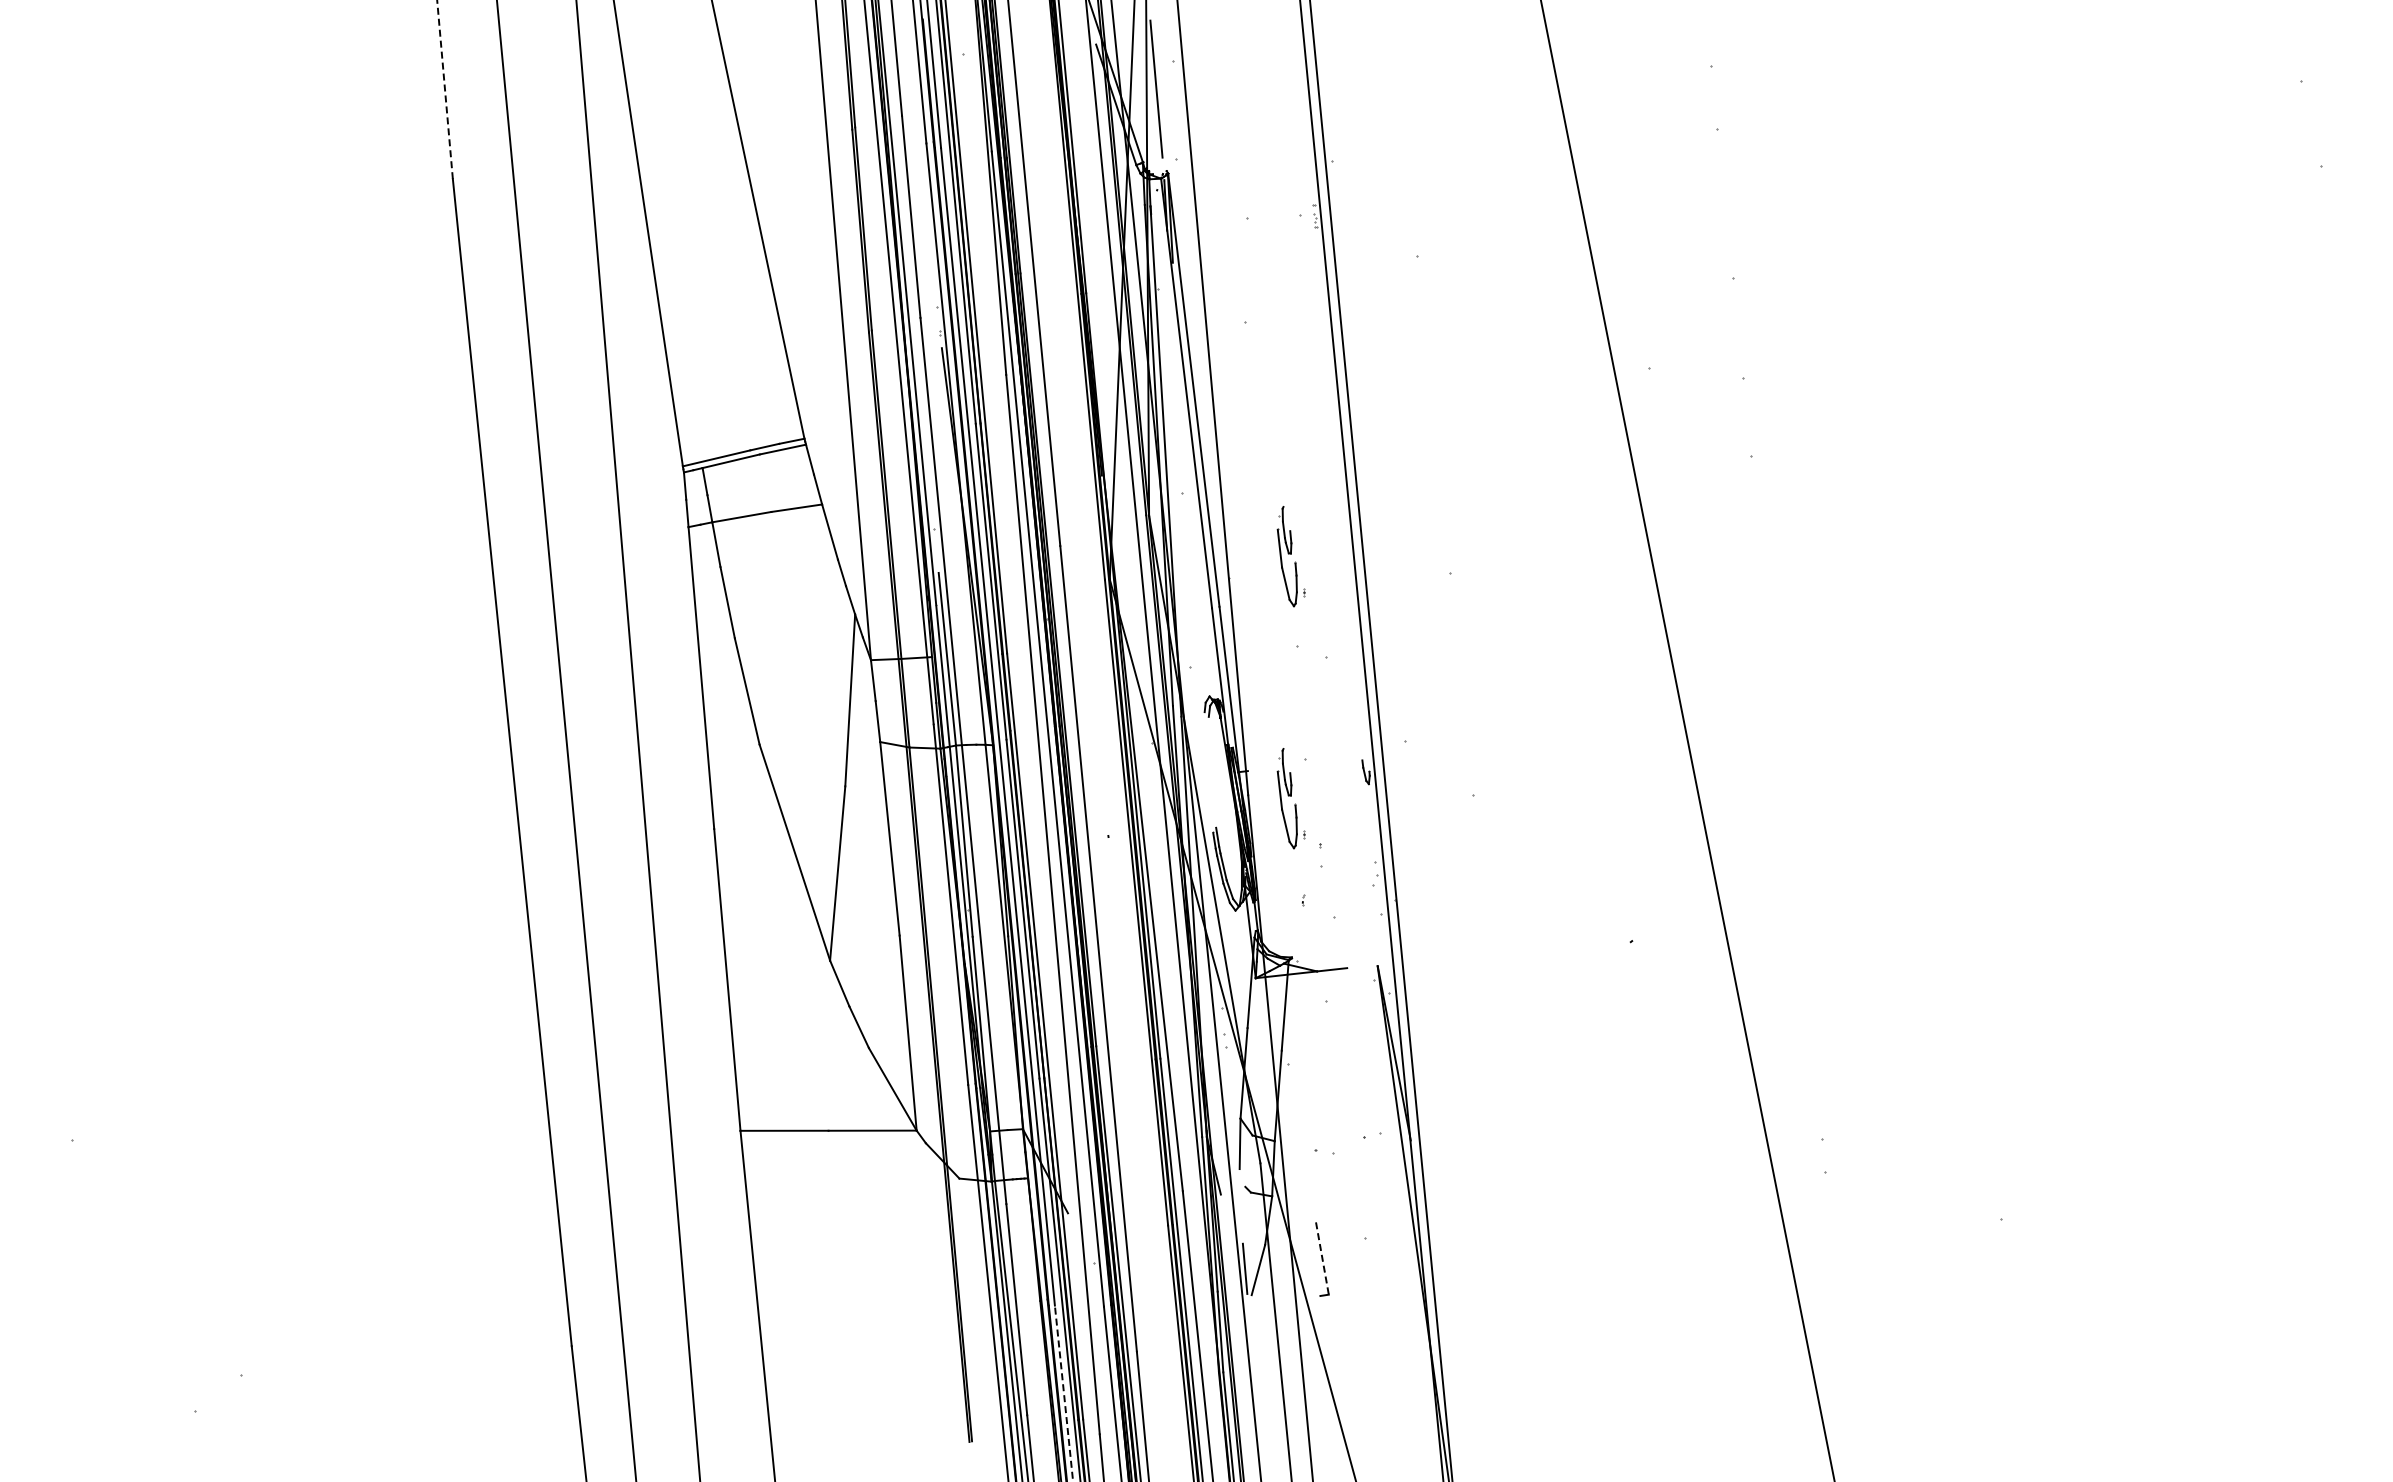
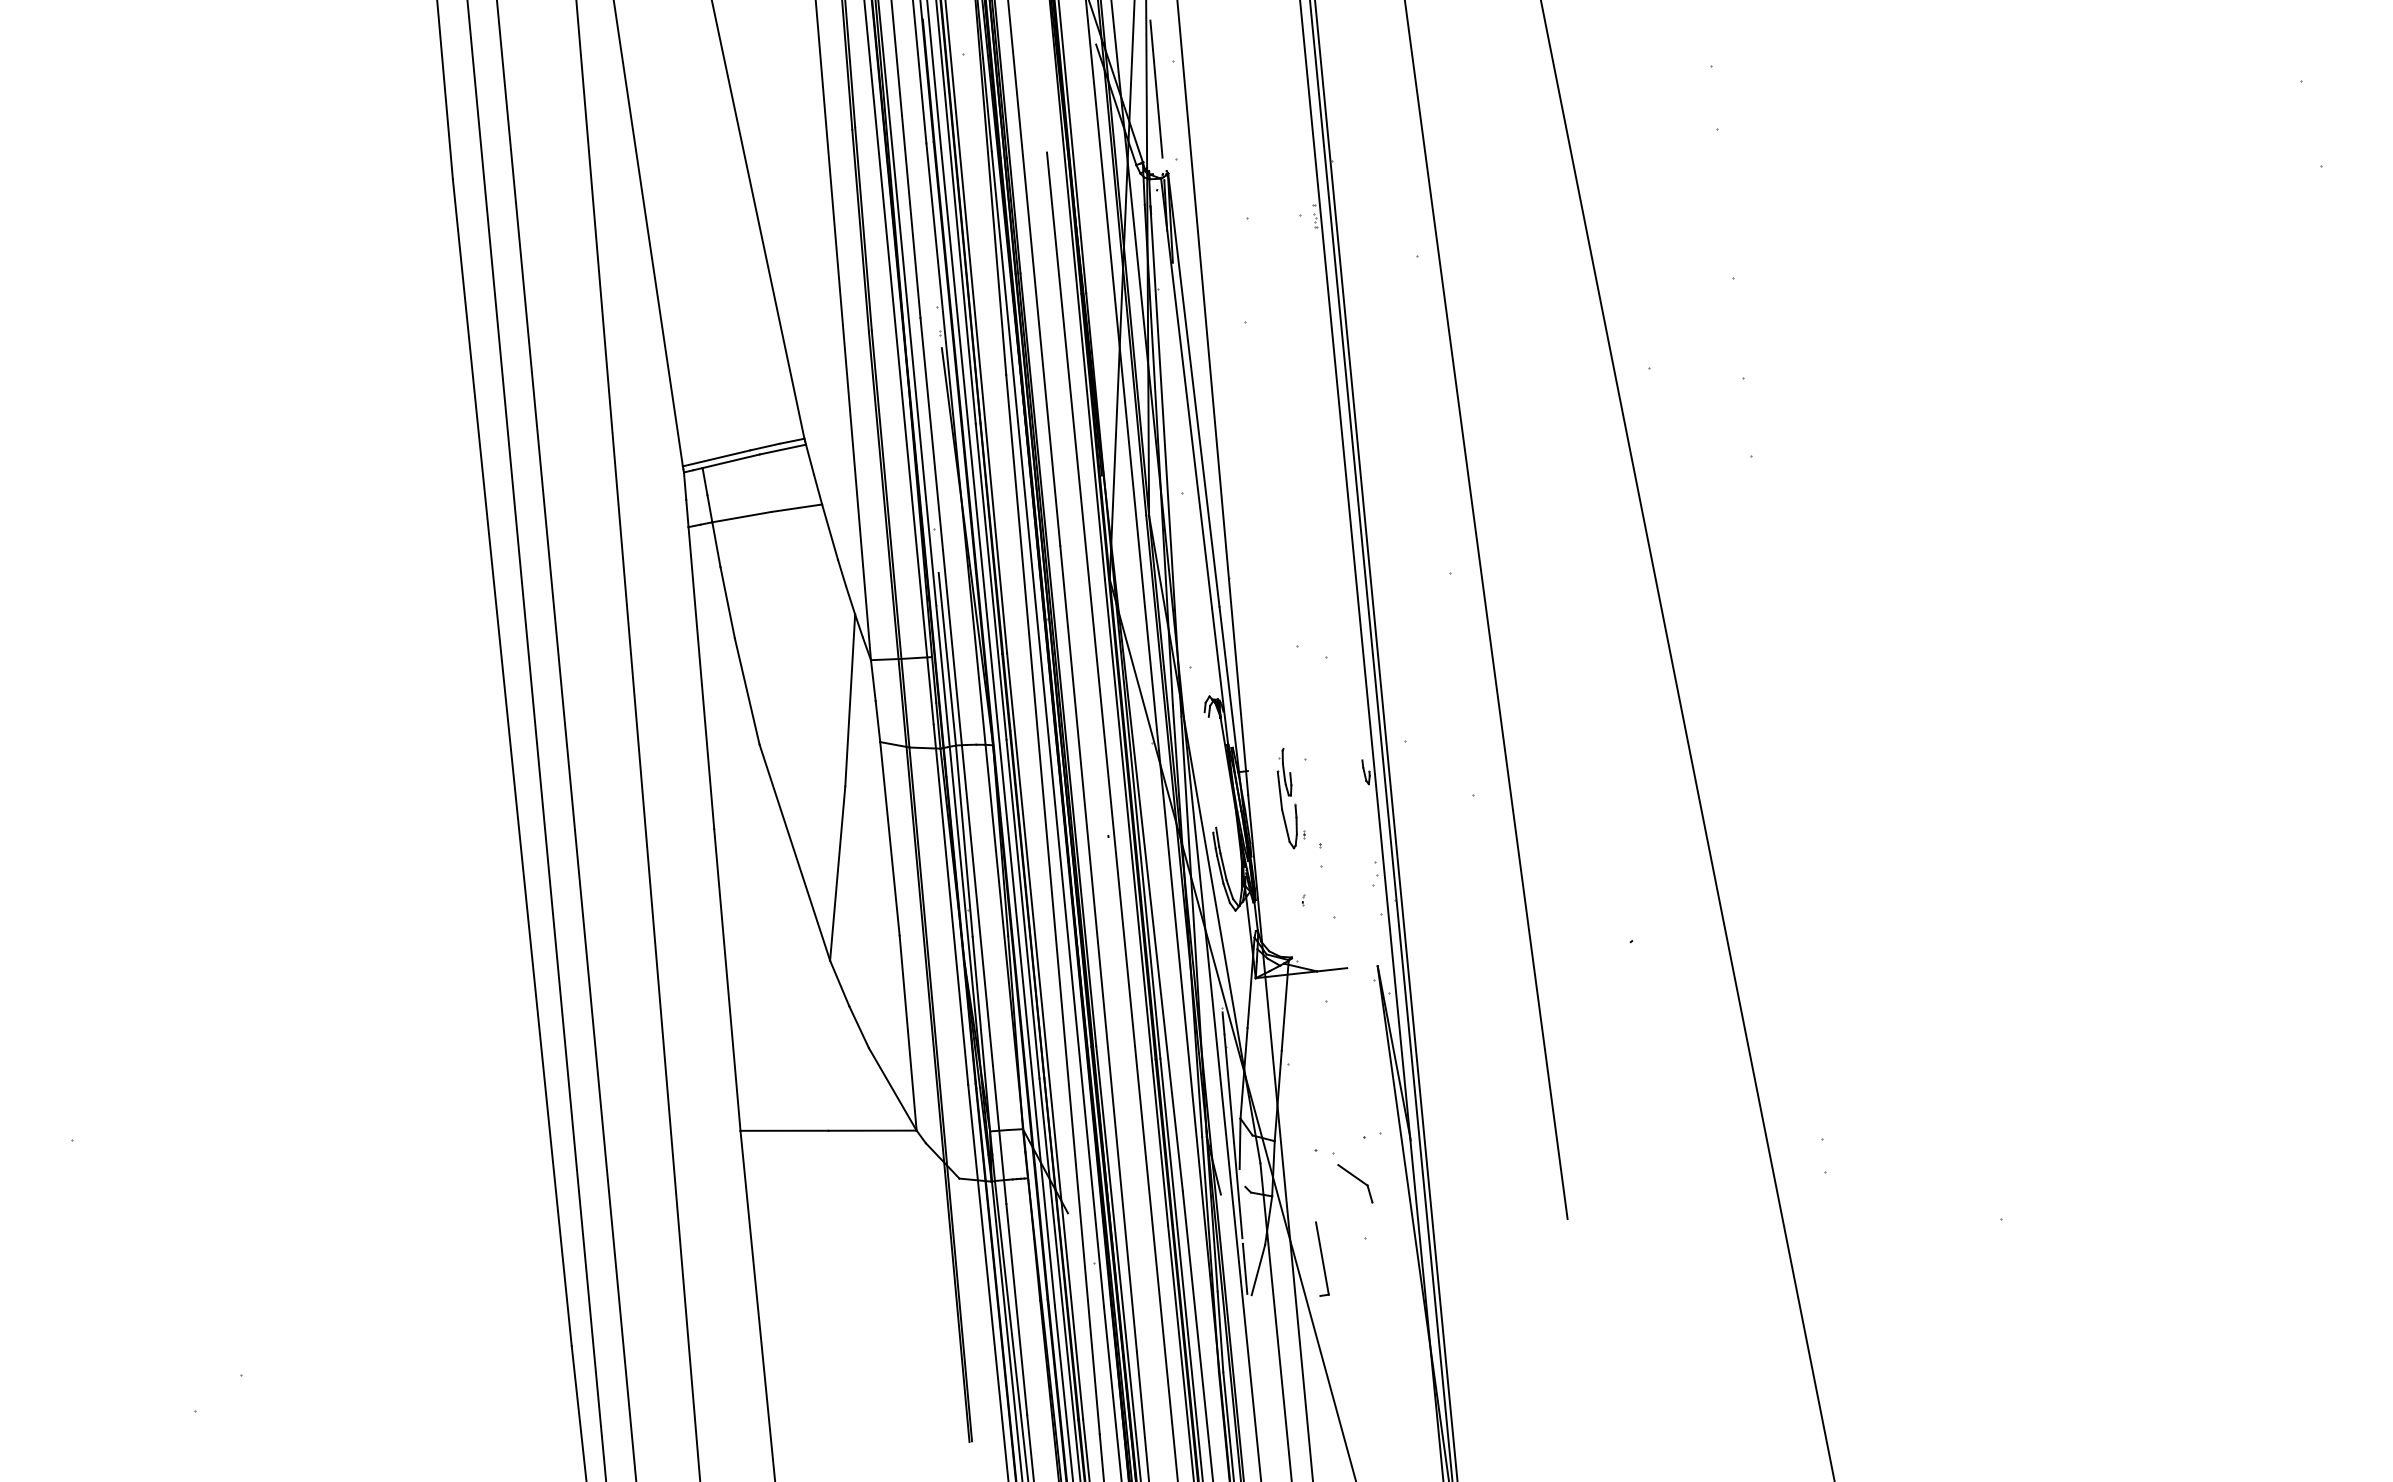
line: dashed -> solid (445, 89)
part: present -> none (1290, 556)
line: none -> present (1486, 610)
line: none -> present (536, 740)
line: none -> present (1386, 740)
line: none -> present (1112, 815)
line: none -> present (1232, 1125)
part: none -> present (1355, 1183)
line: dashed -> solid (1322, 1258)
line: dashed -> solid (1063, 1392)
